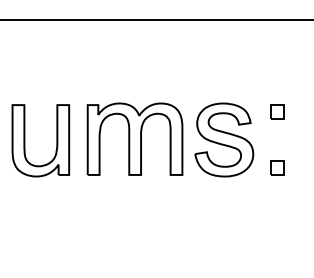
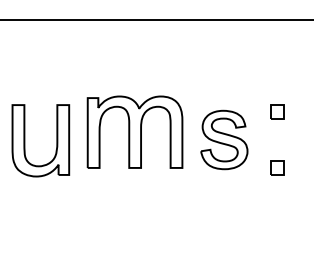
part position: (134, 138) -> (134, 131) (134, 131)
part size: 61x76 px -> 49x62 px (224, 139)
